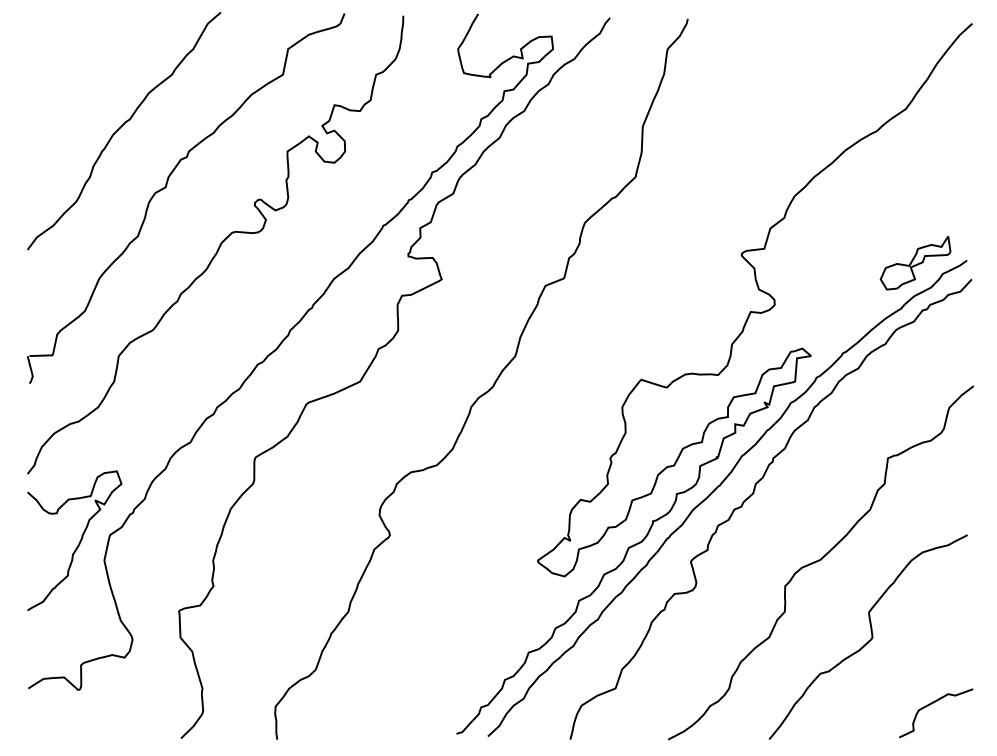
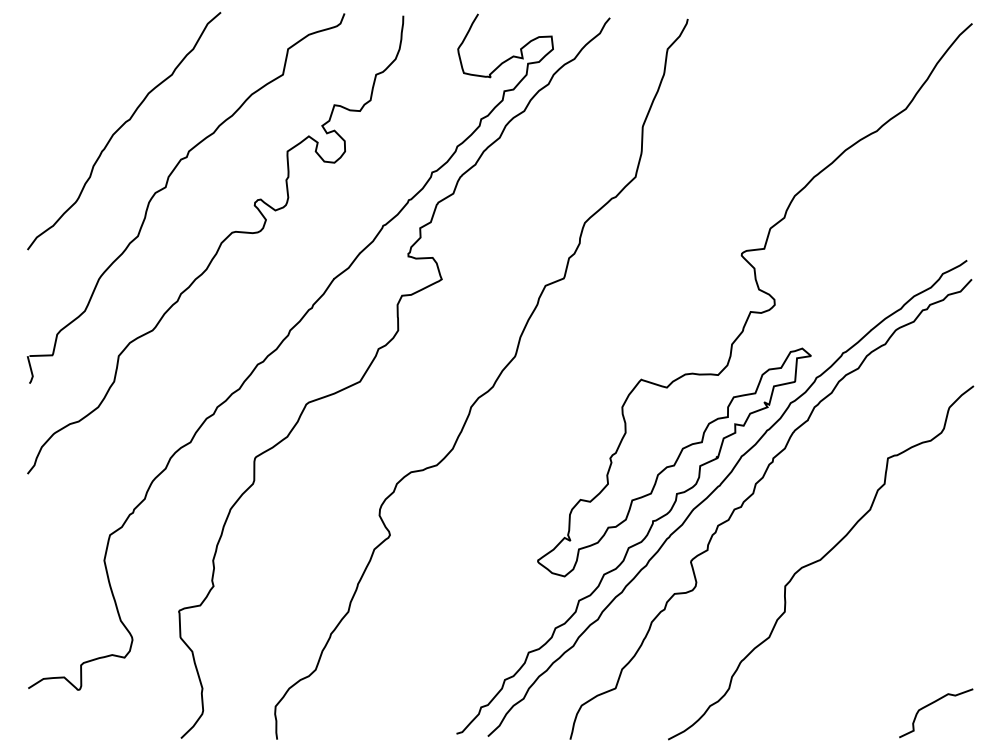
part: present -> none (915, 263)
curve: present -> none (78, 543)
curve: present -> none (870, 638)
